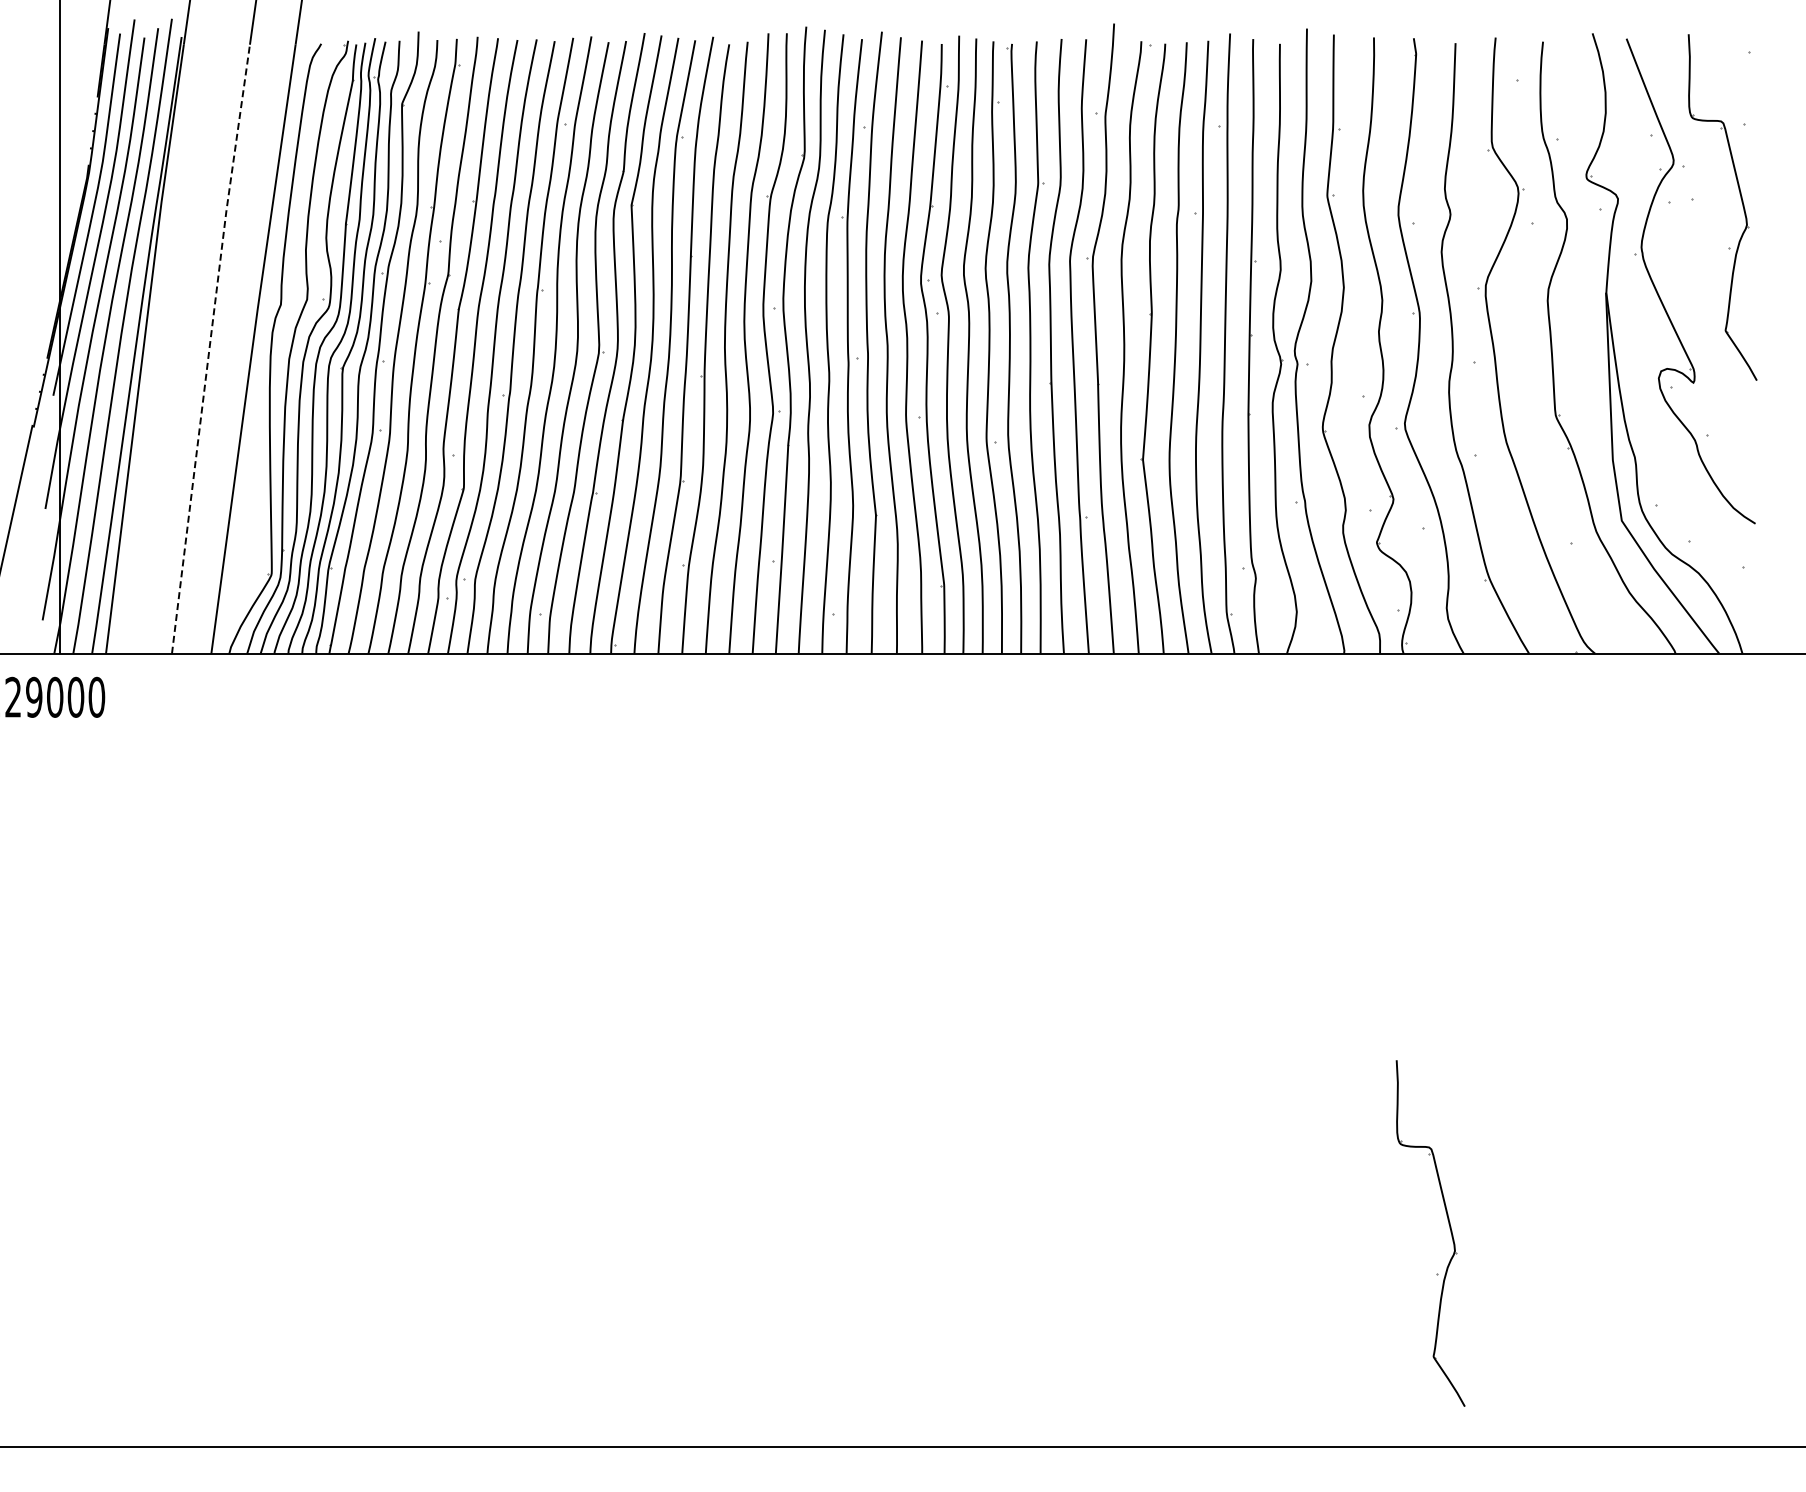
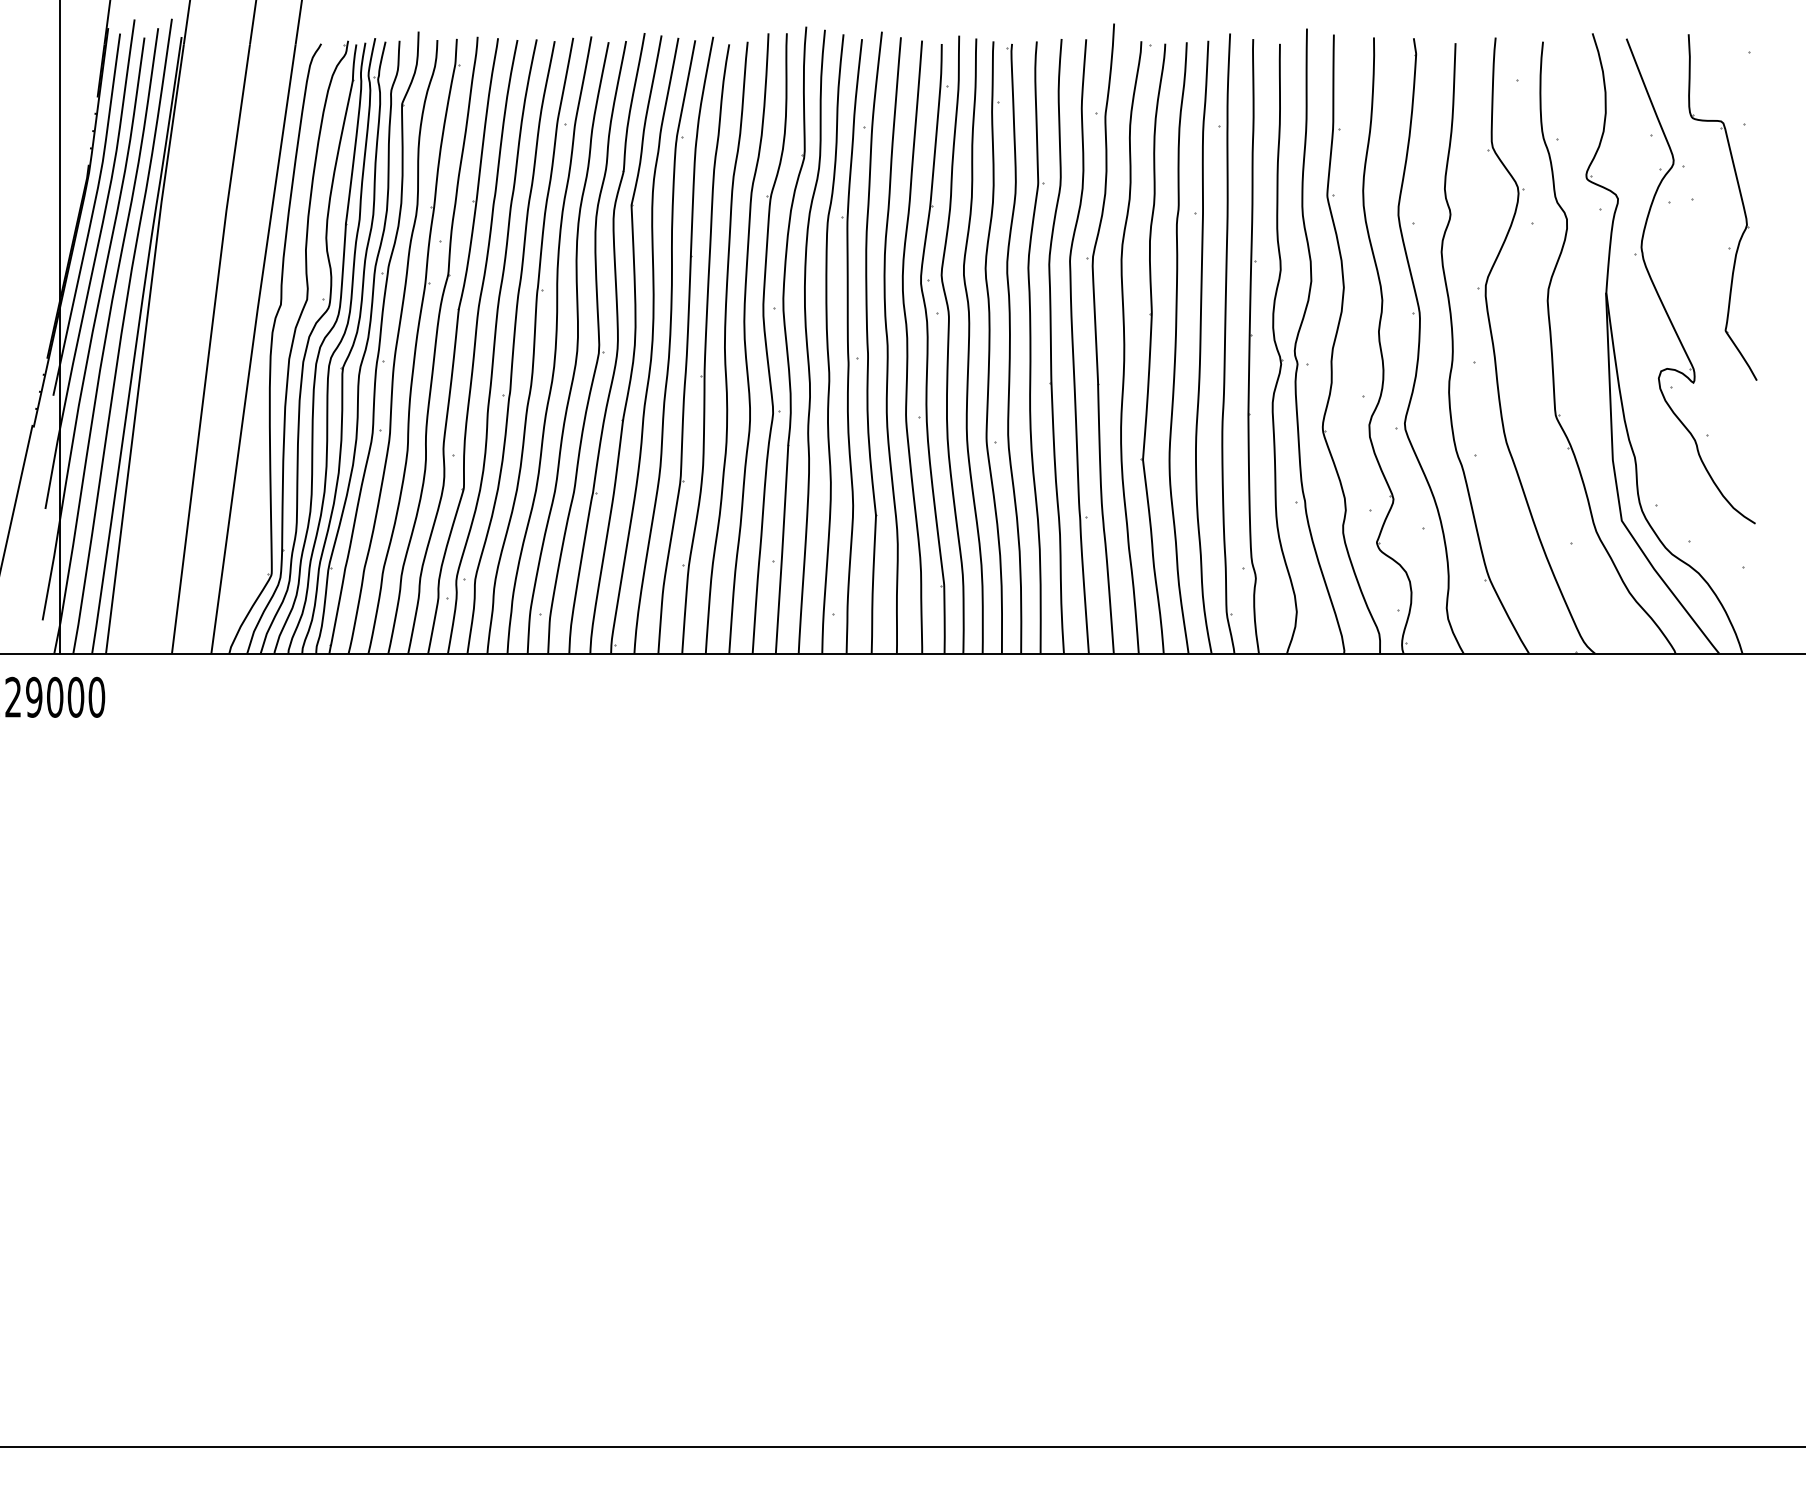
line: dashed -> solid (209, 348)
part: present -> none (1449, 1228)
